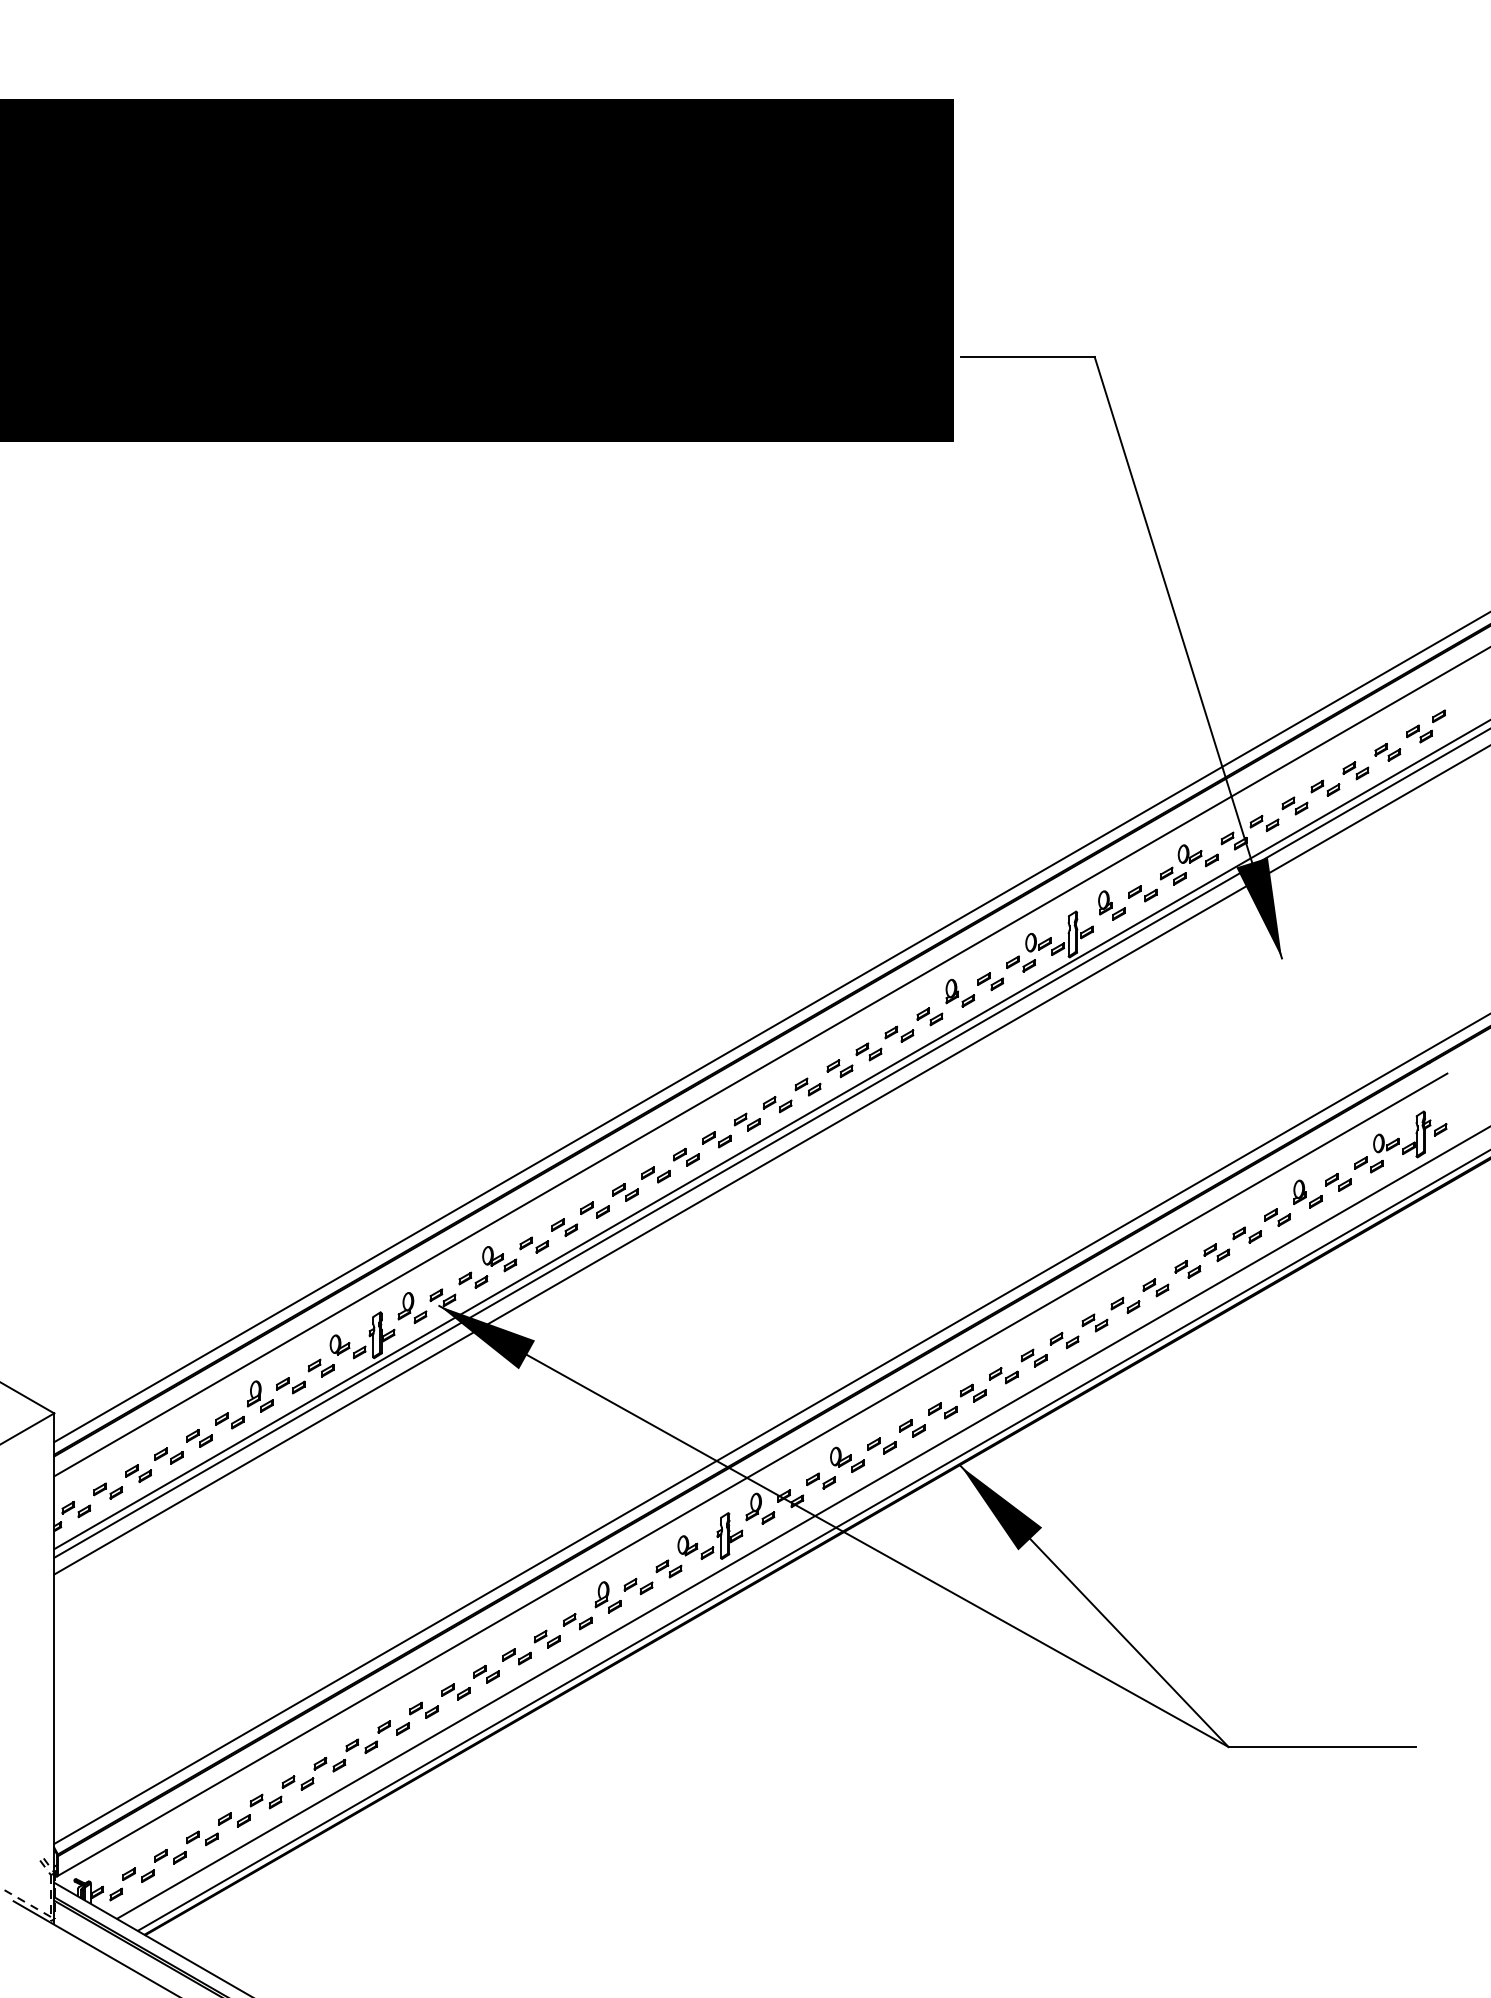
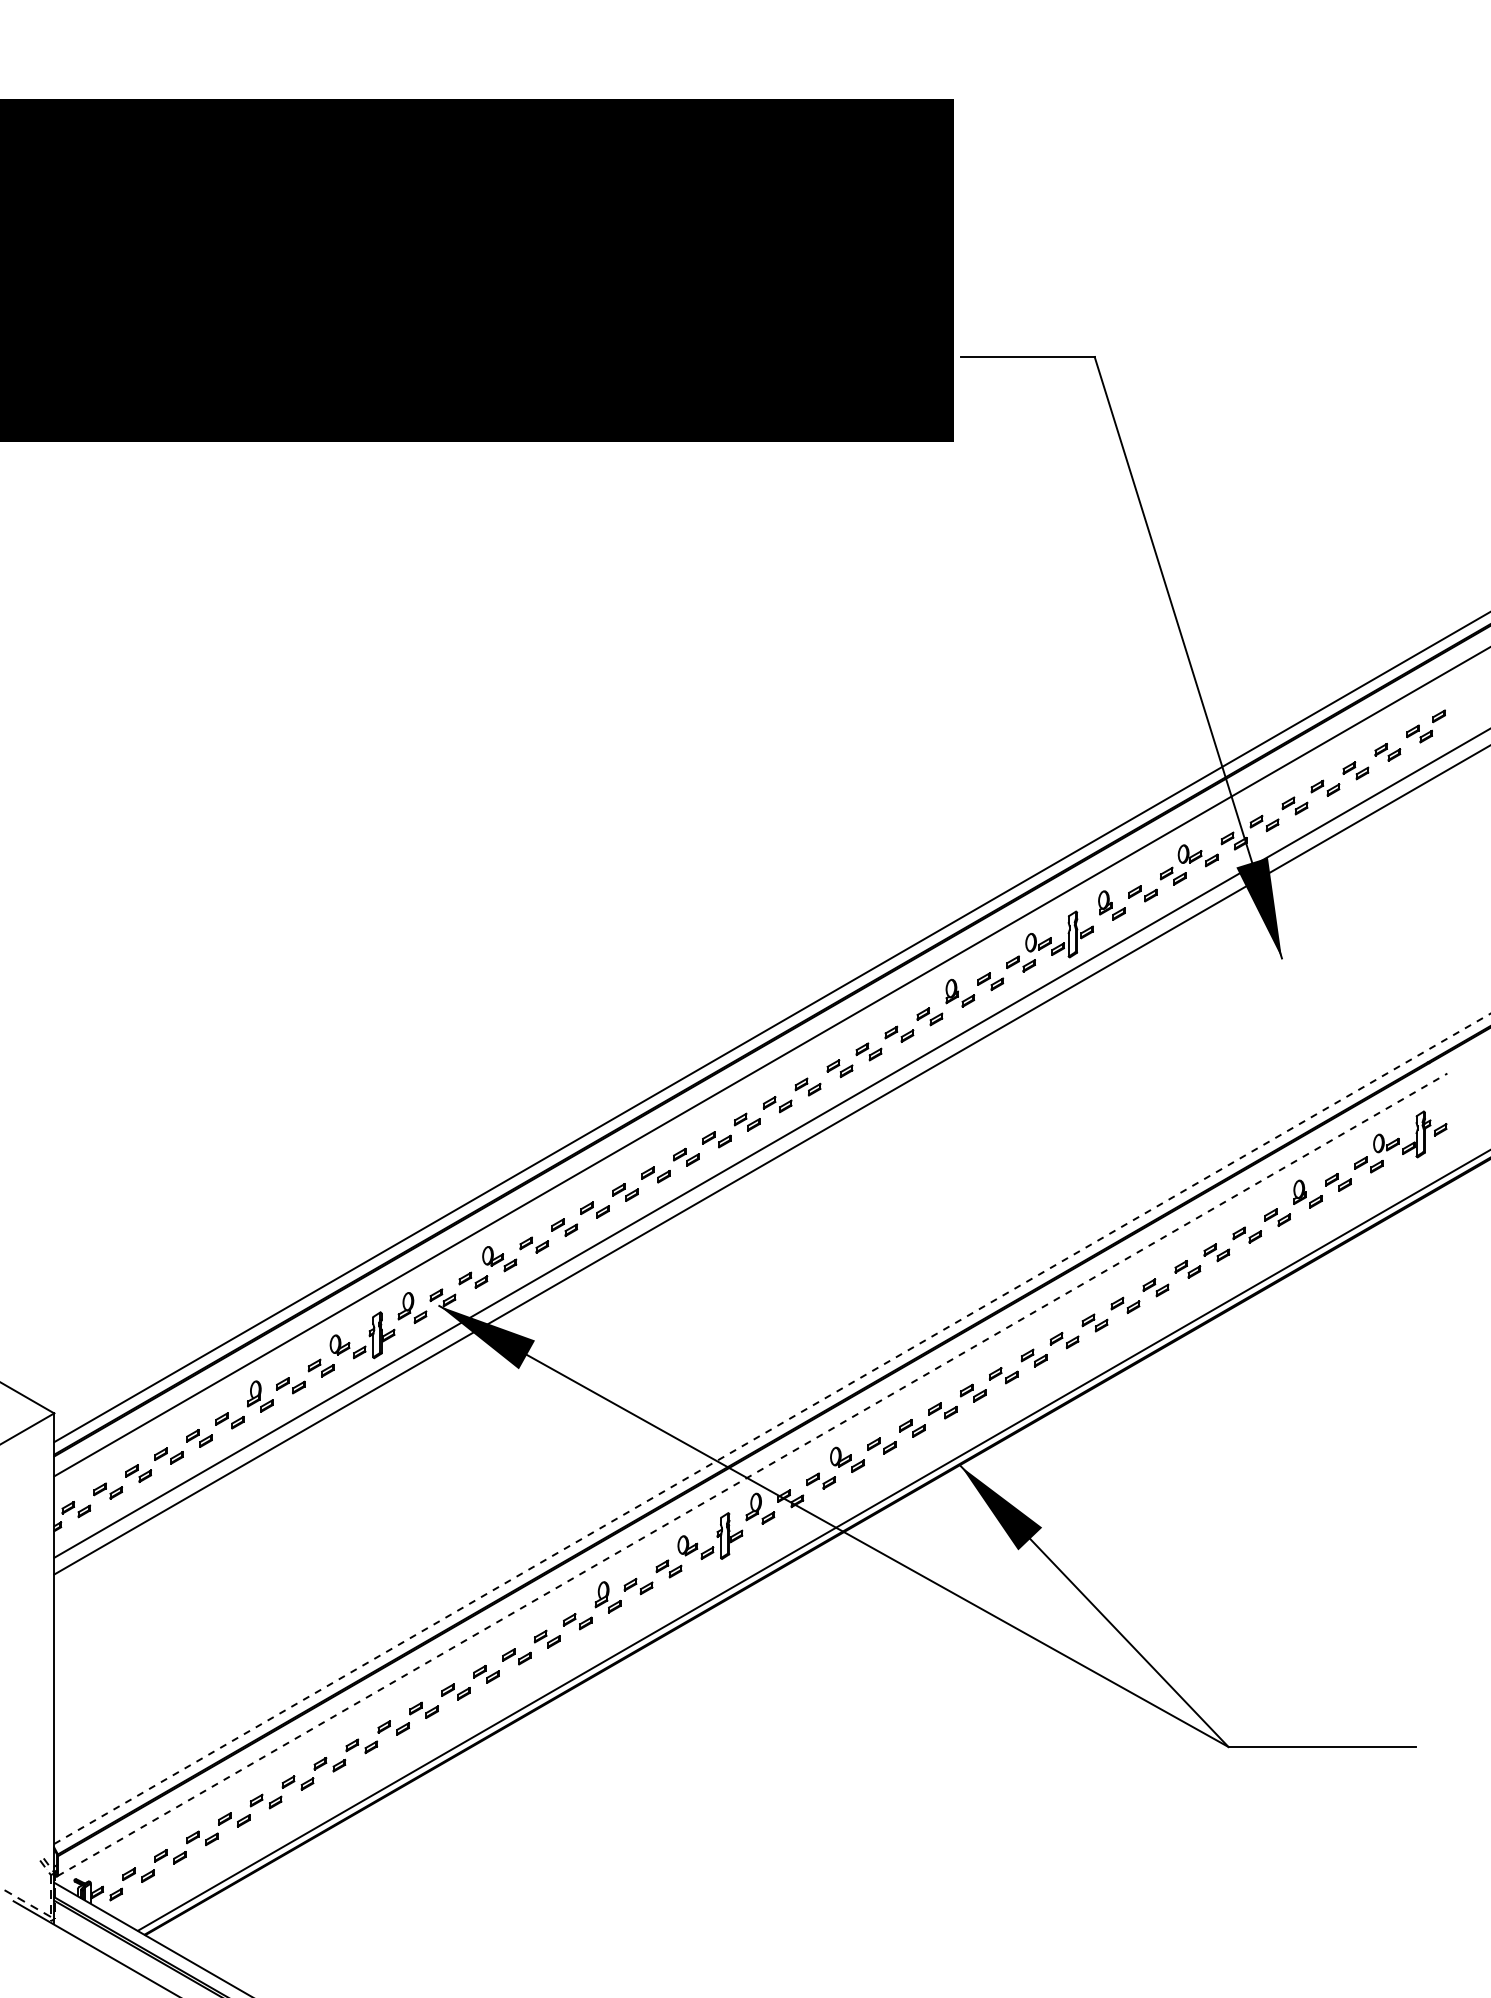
line: present -> none (770, 1135)
line: solid -> dashed (772, 1428)
line: solid -> dashed (752, 1474)
line: present -> none (802, 1522)
